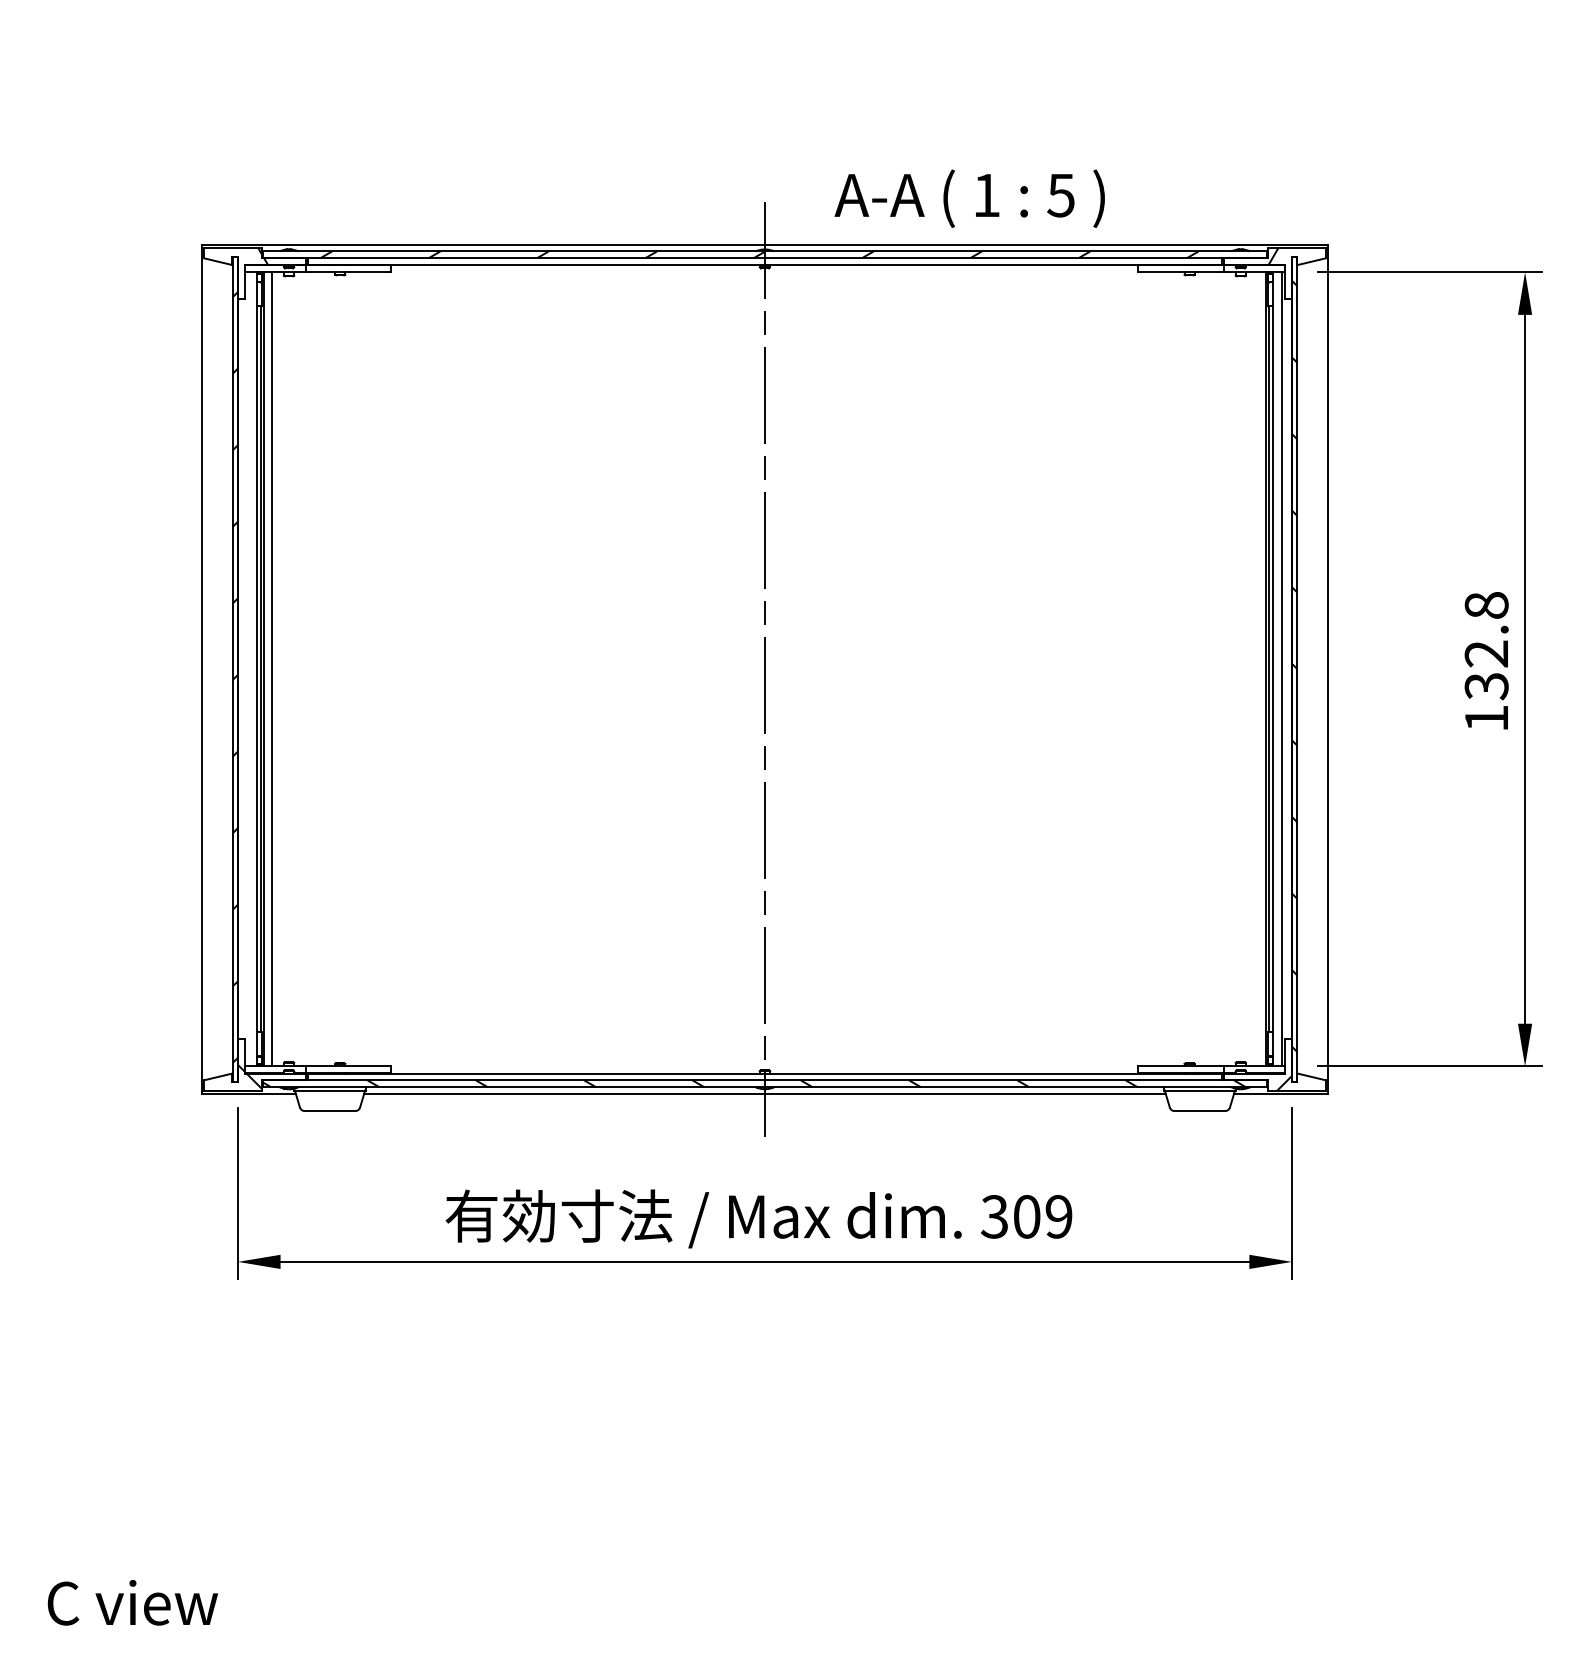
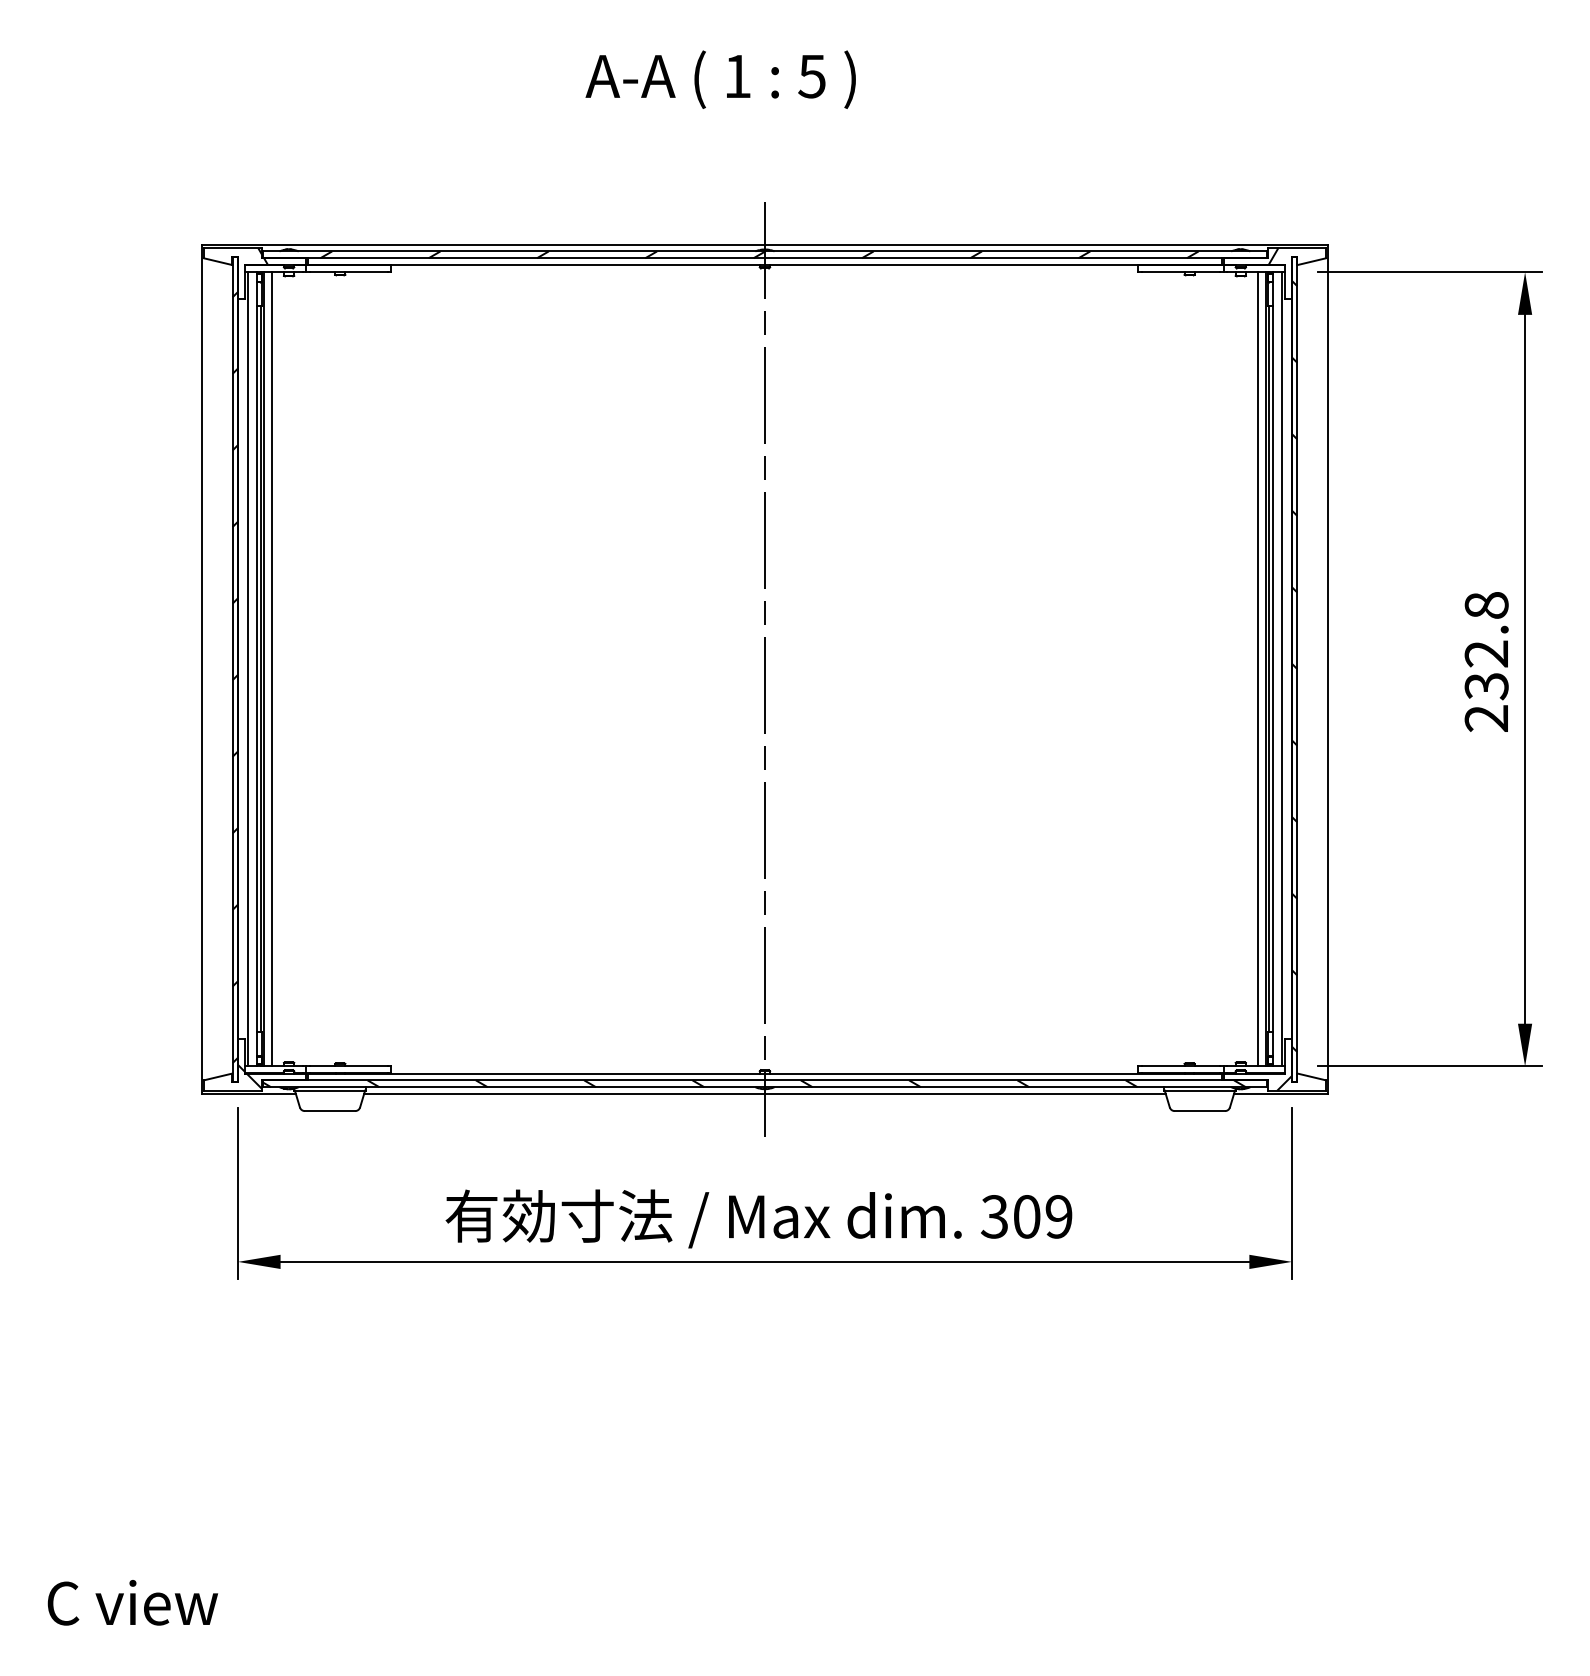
text position: (969, 198) -> (720, 79) (720, 79)
line: none -> present (248, 669)
line: none -> present (1257, 669)
text: 132.8 -> 232.8 (1485, 718)
